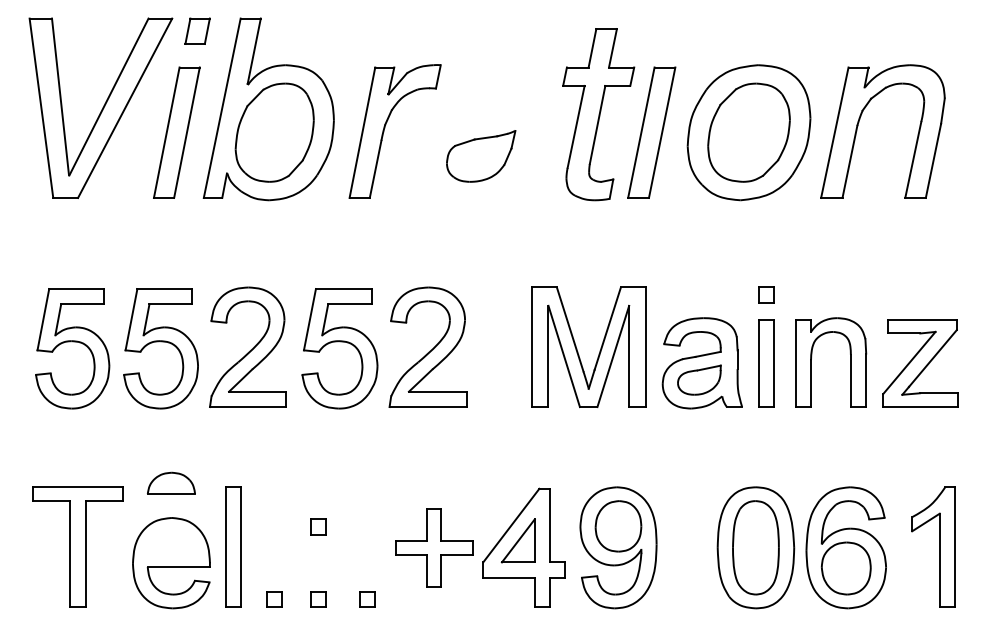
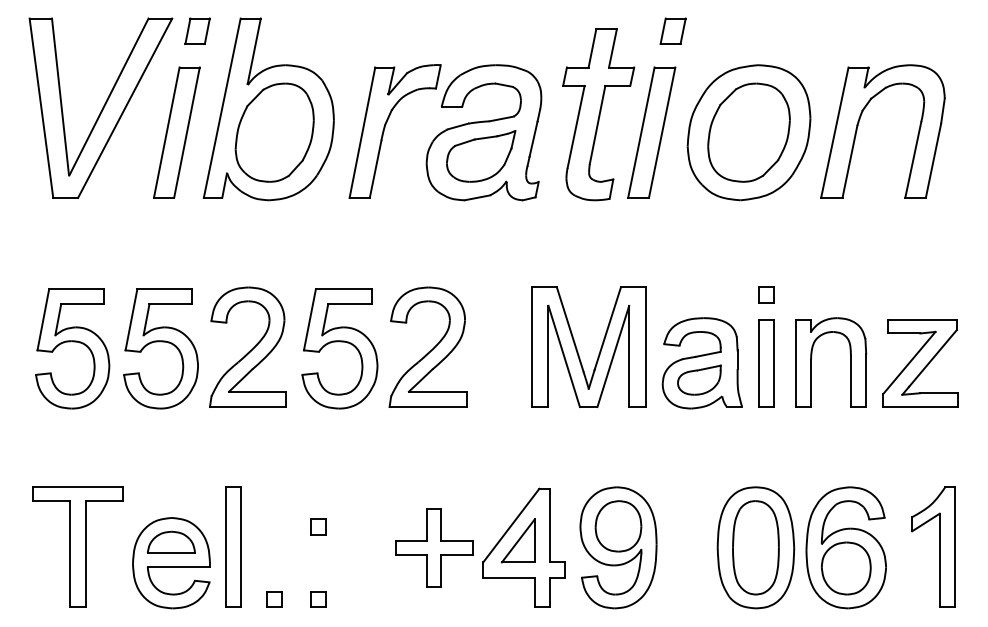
part: none -> present (672, 30)
part: none -> present (483, 132)
part position: (171, 482) -> (171, 541) (171, 541)
part: present -> none (367, 599)
